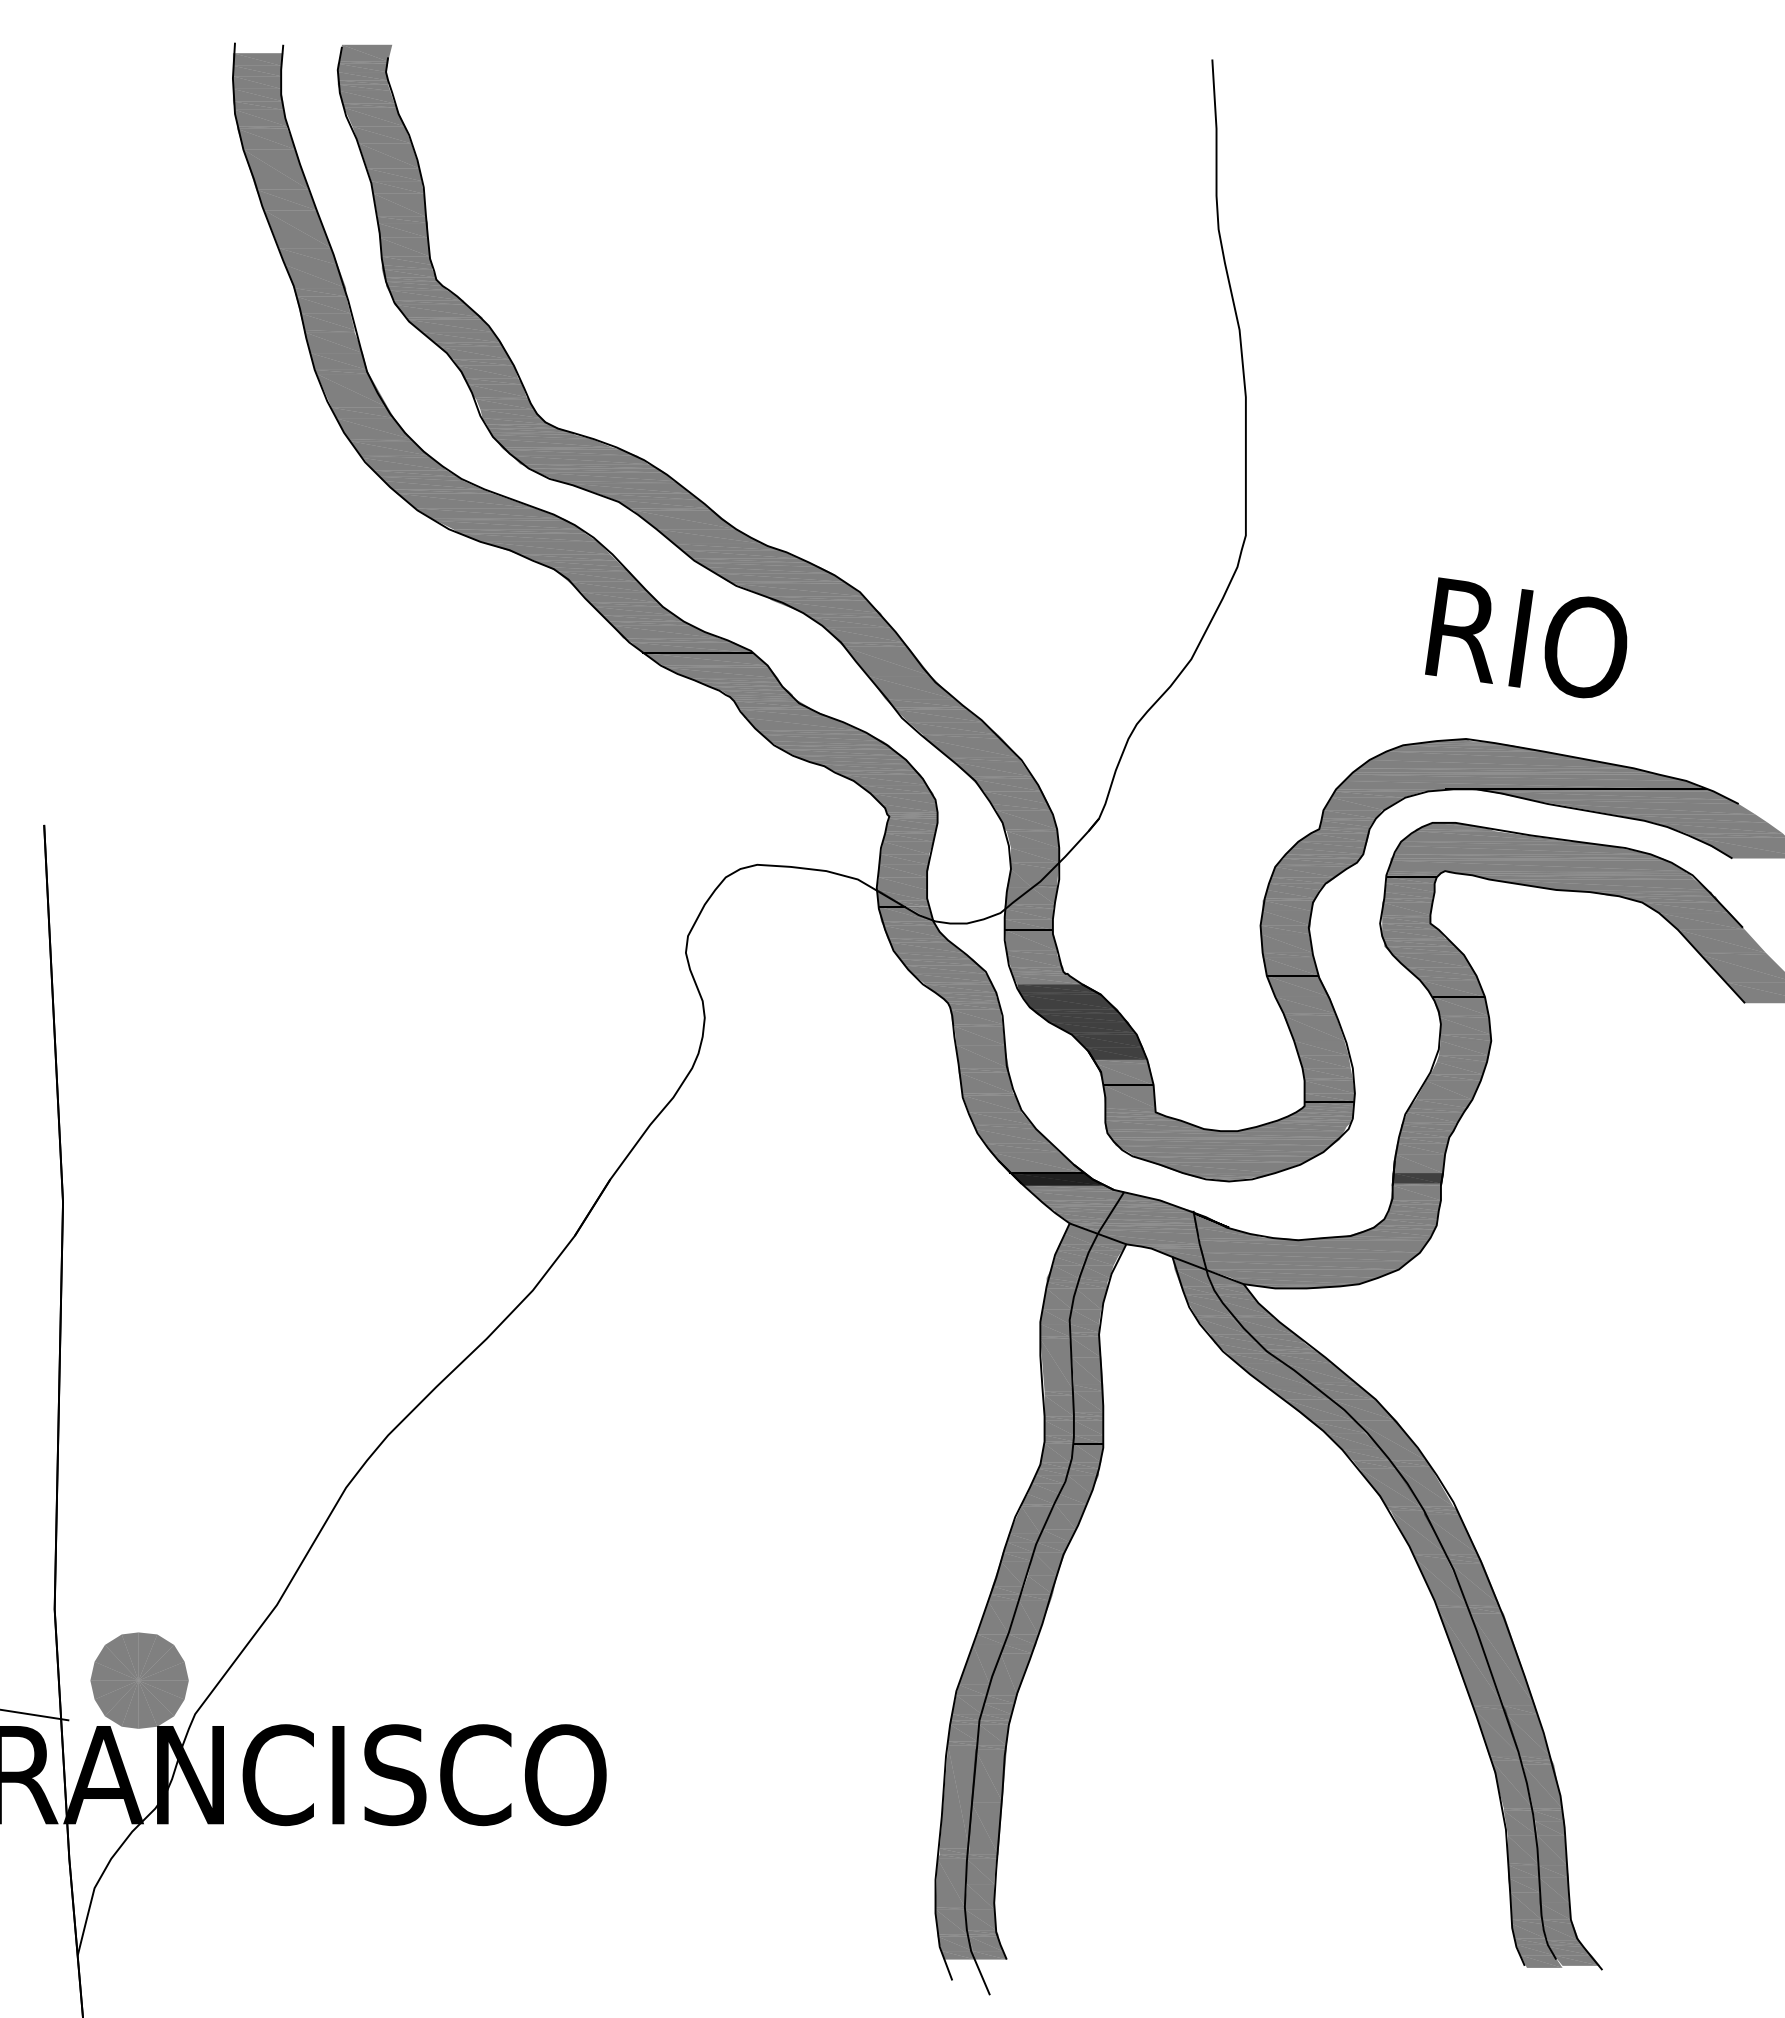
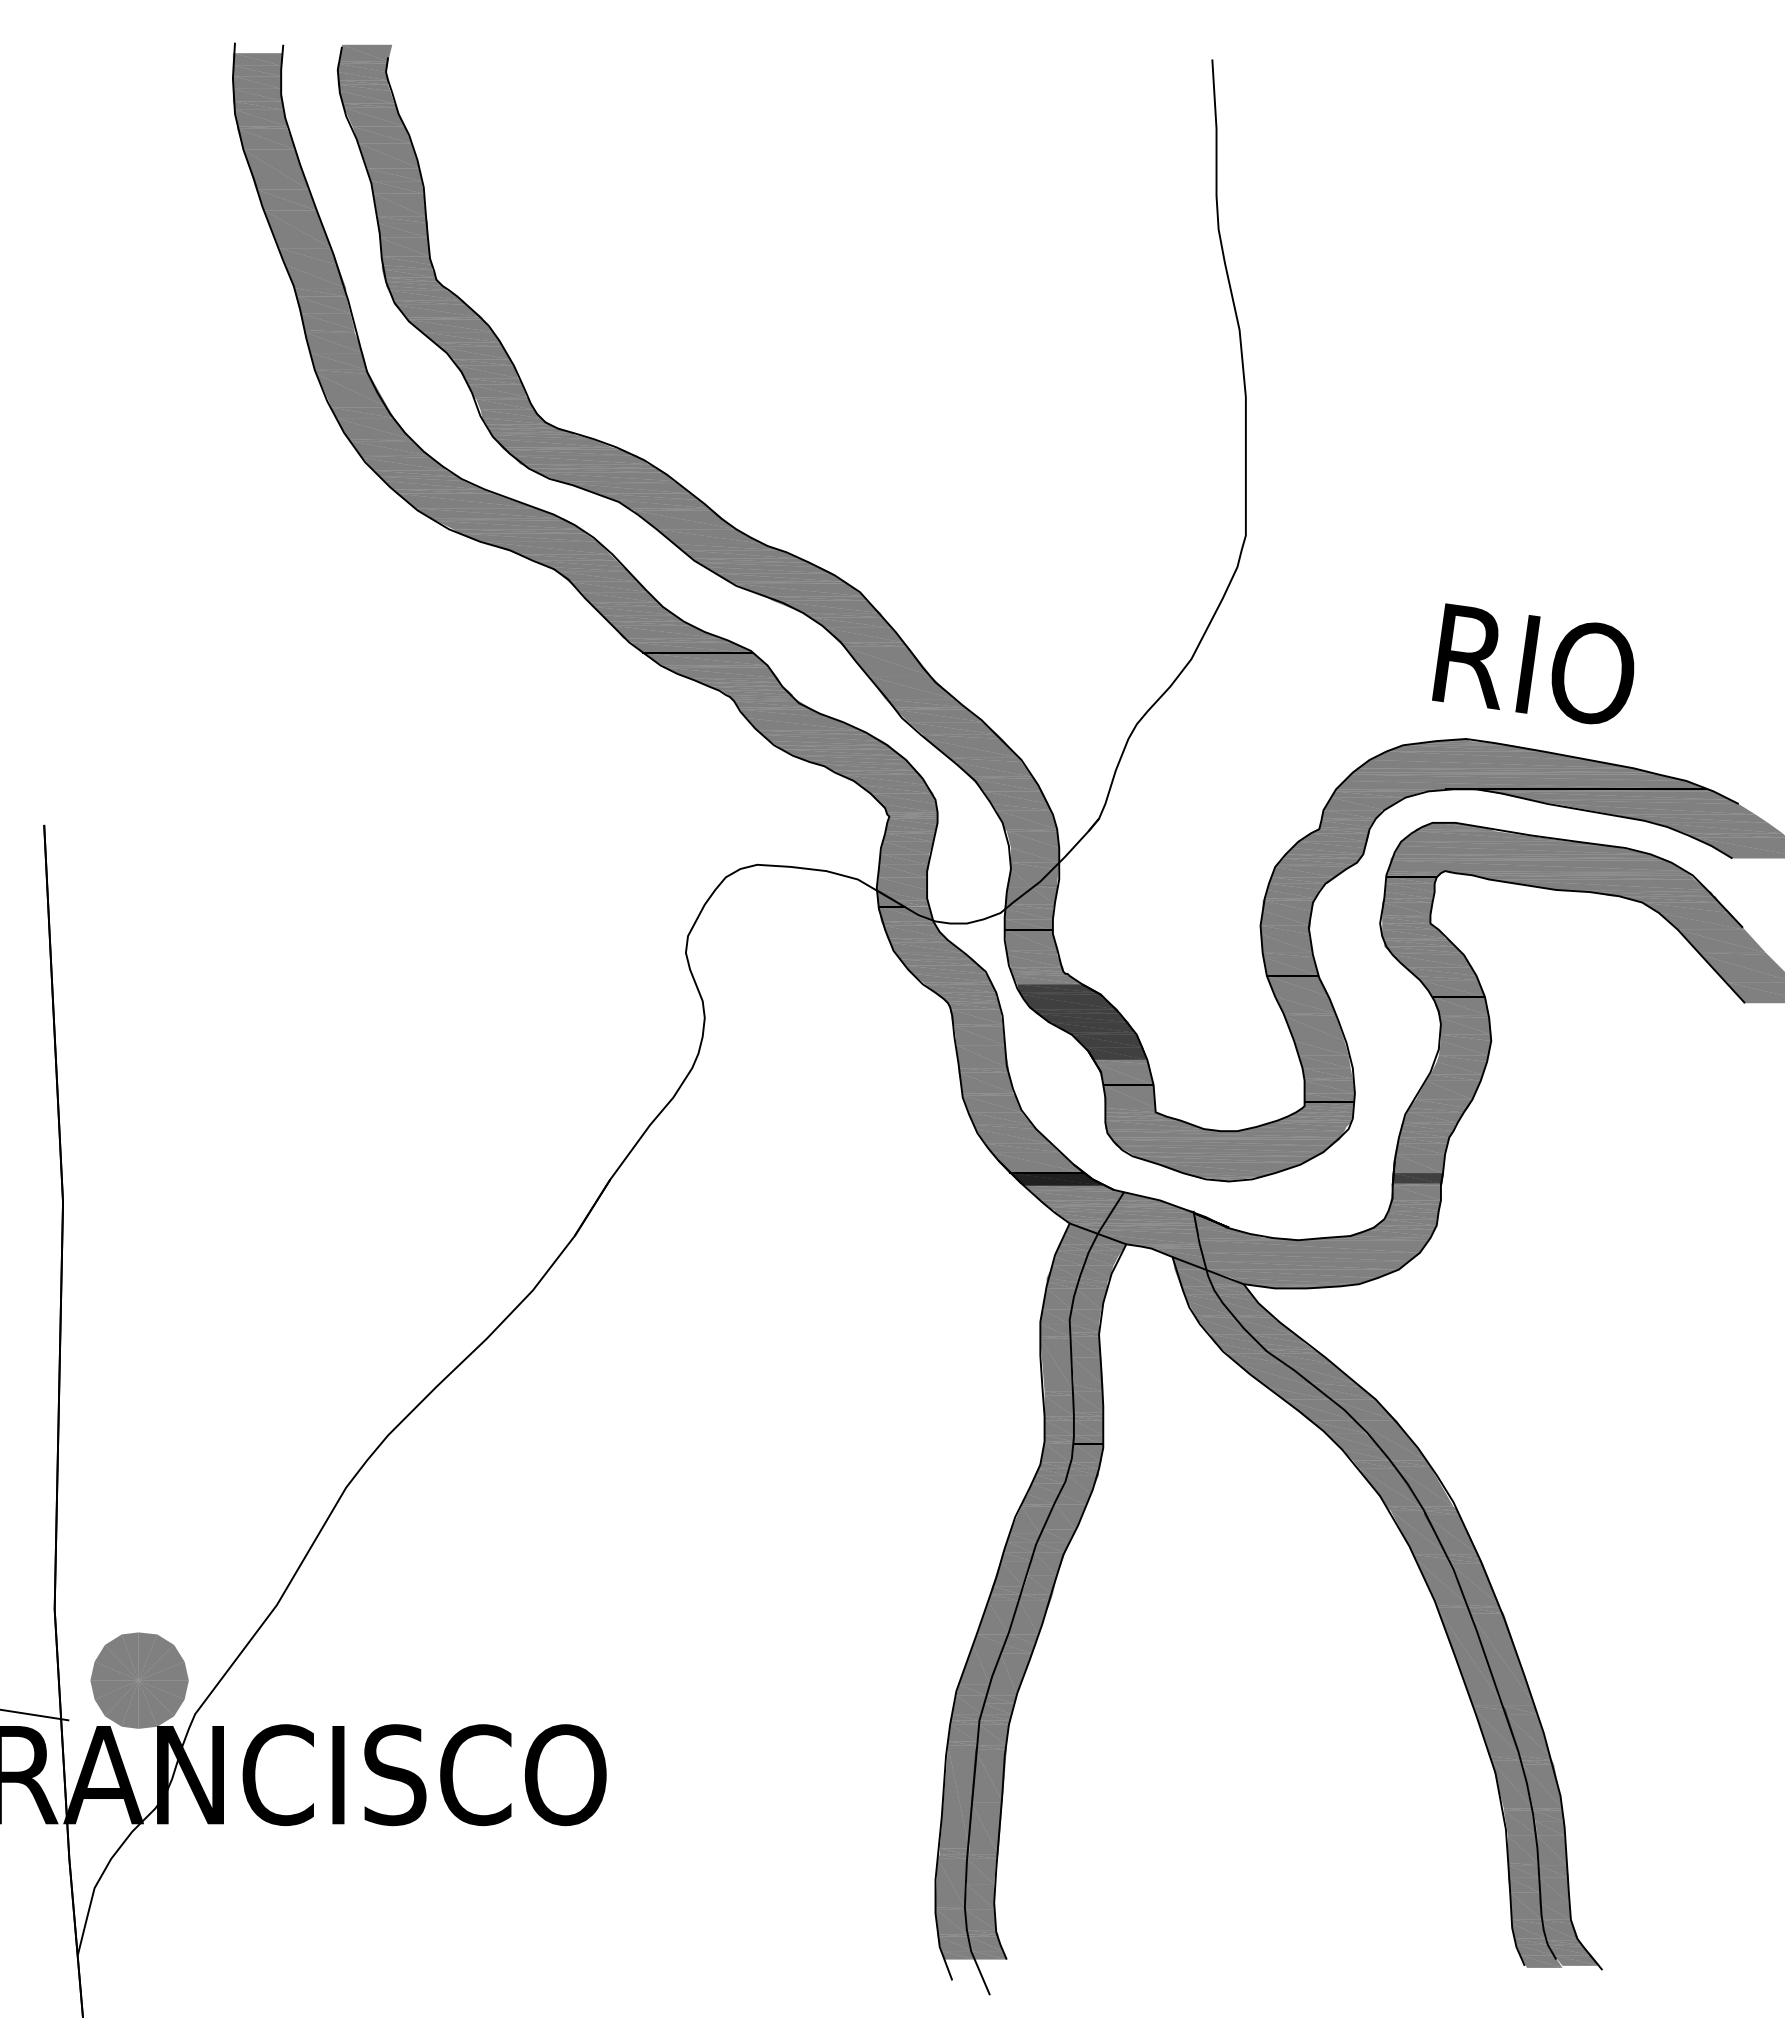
text position: (1526, 637) -> (1533, 663) (1533, 663)
